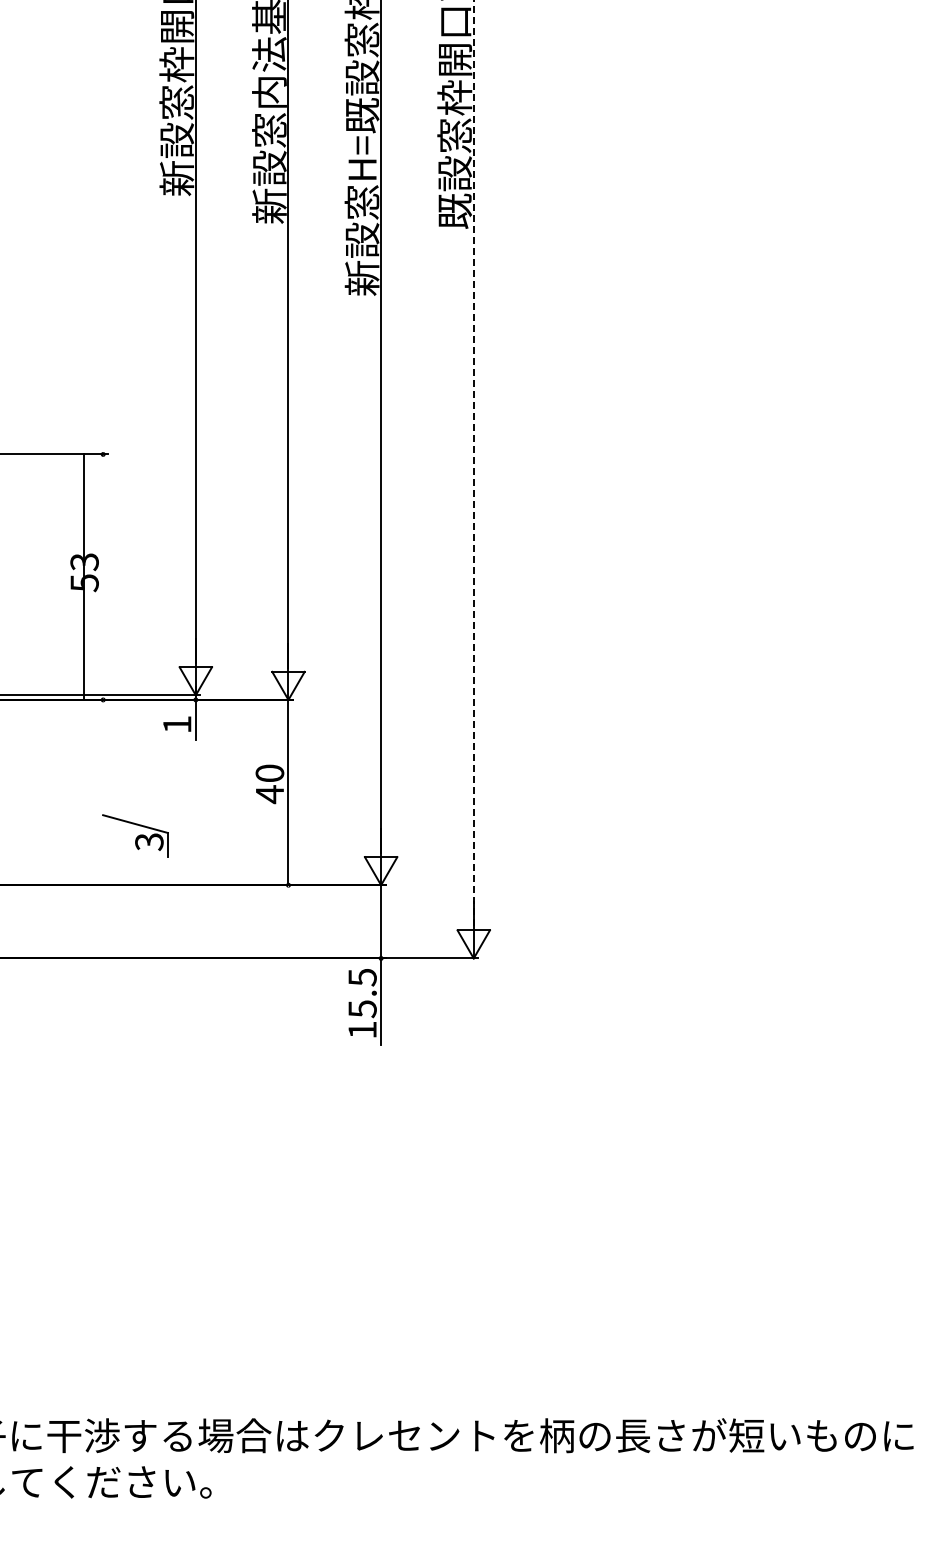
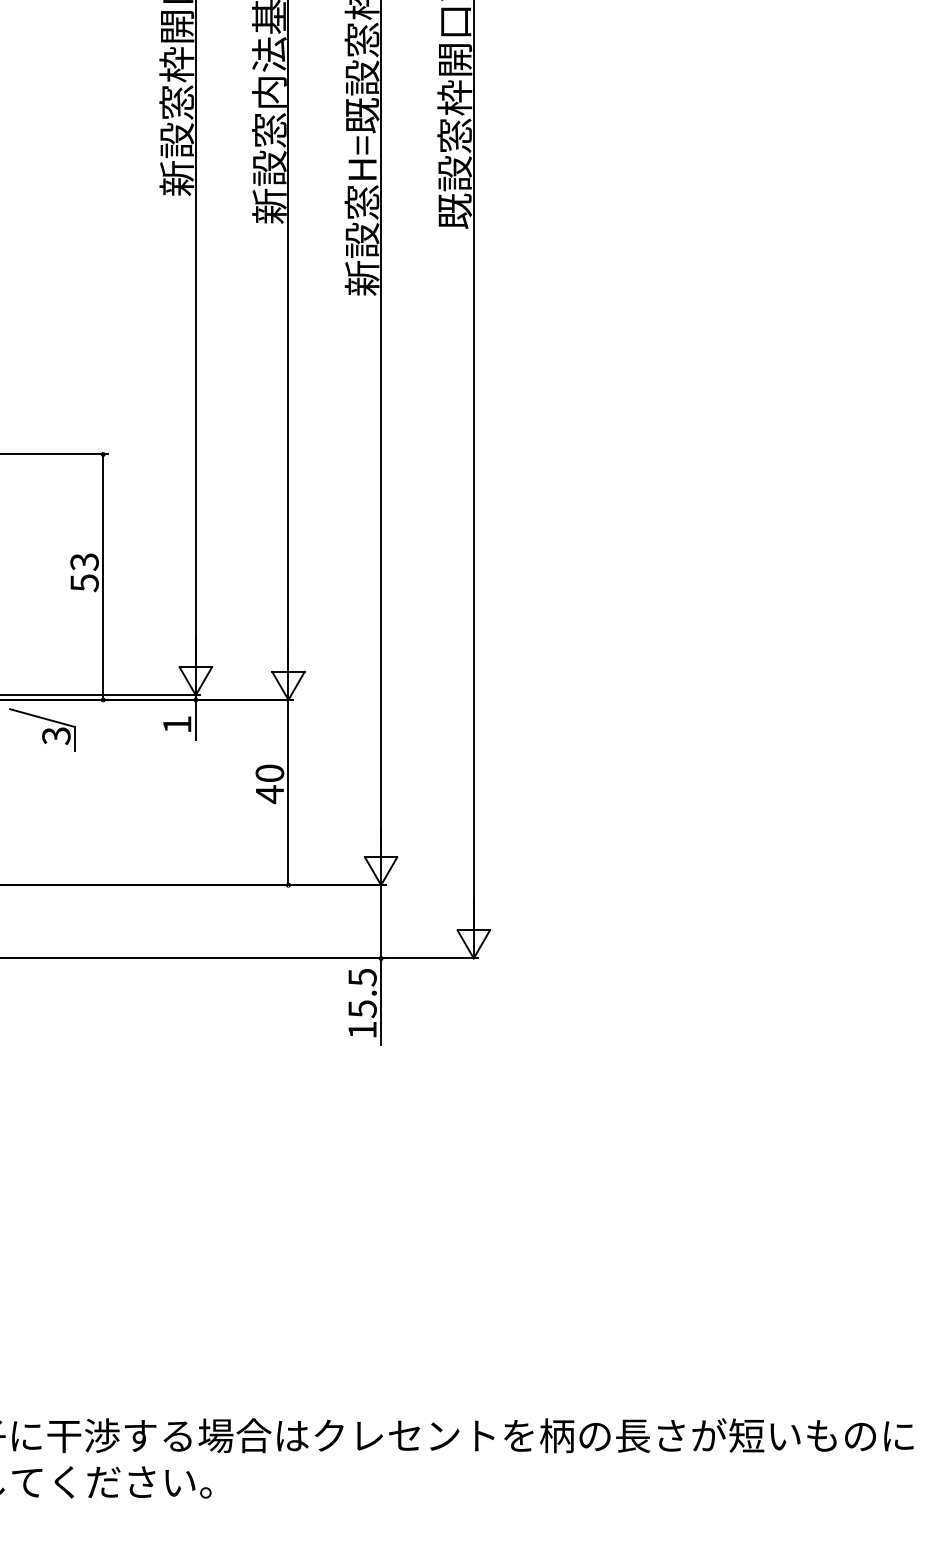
line: dashed -> solid (473, 463)
line position: (84, 576) -> (103, 576) (103, 576)
part position: (135, 835) -> (42, 729) (42, 729)
